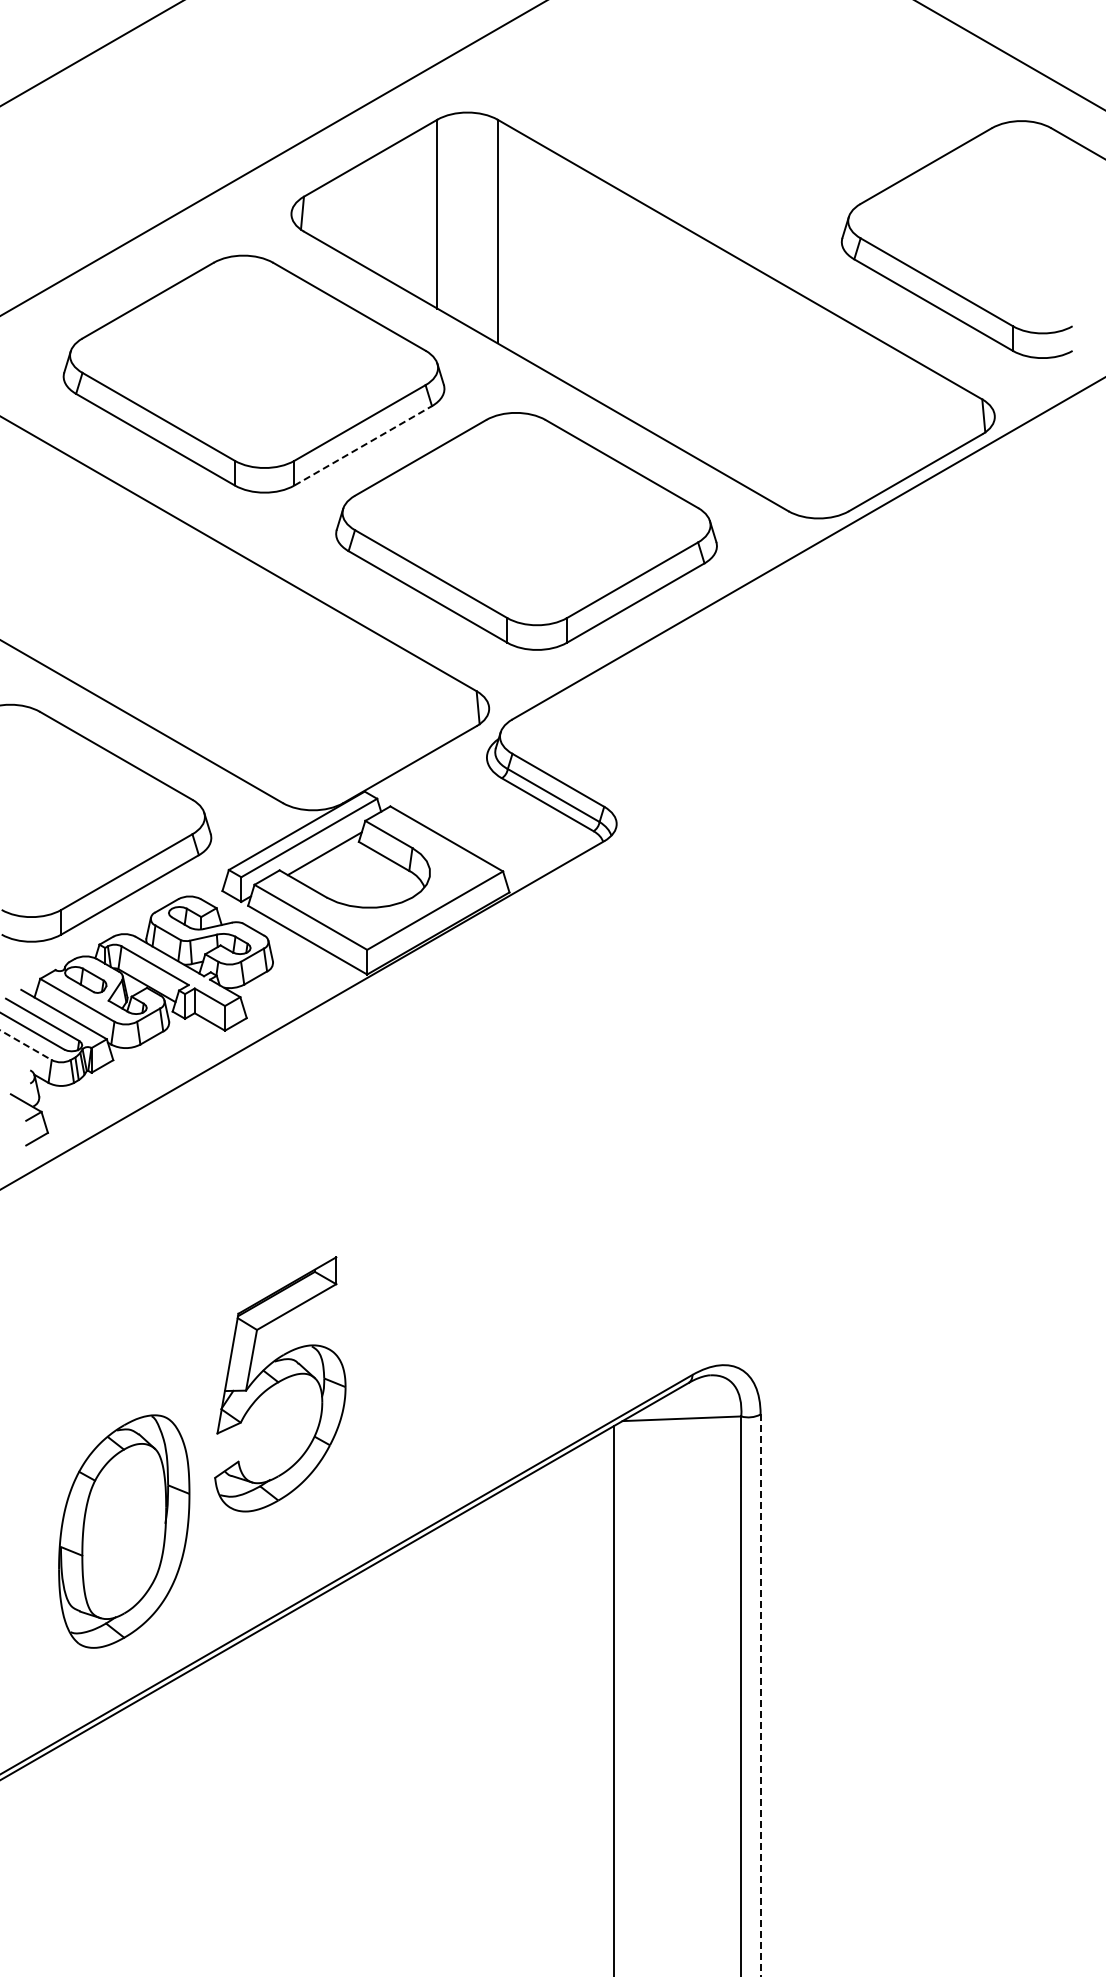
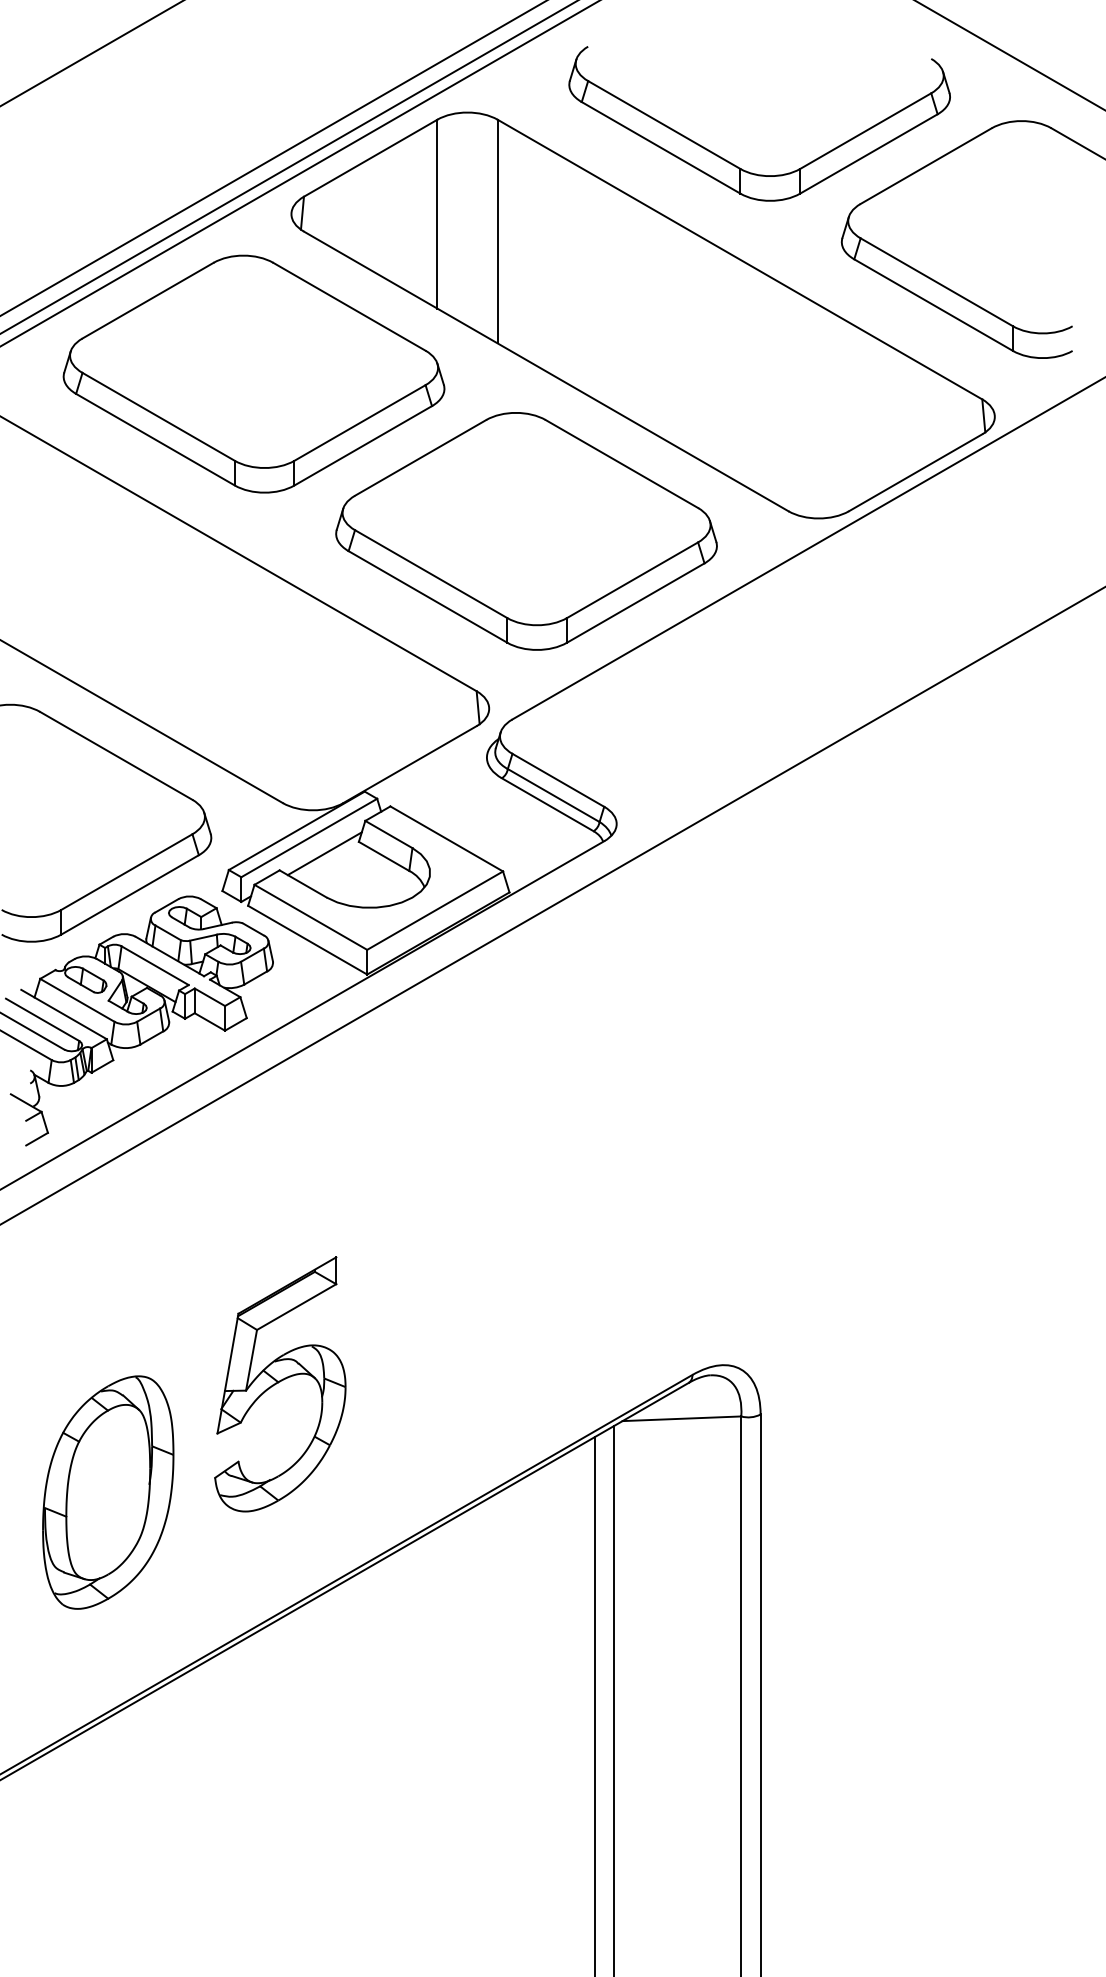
part: none -> present (733, 163)
line: none -> present (288, 167)
line: none -> present (299, 173)
line: dashed -> solid (363, 445)
line: none -> present (552, 905)
line: dashed -> solid (26, 1045)
part position: (124, 1531) -> (108, 1492) (108, 1492)
line: dashed -> solid (760, 1695)
line: none -> present (594, 1705)
